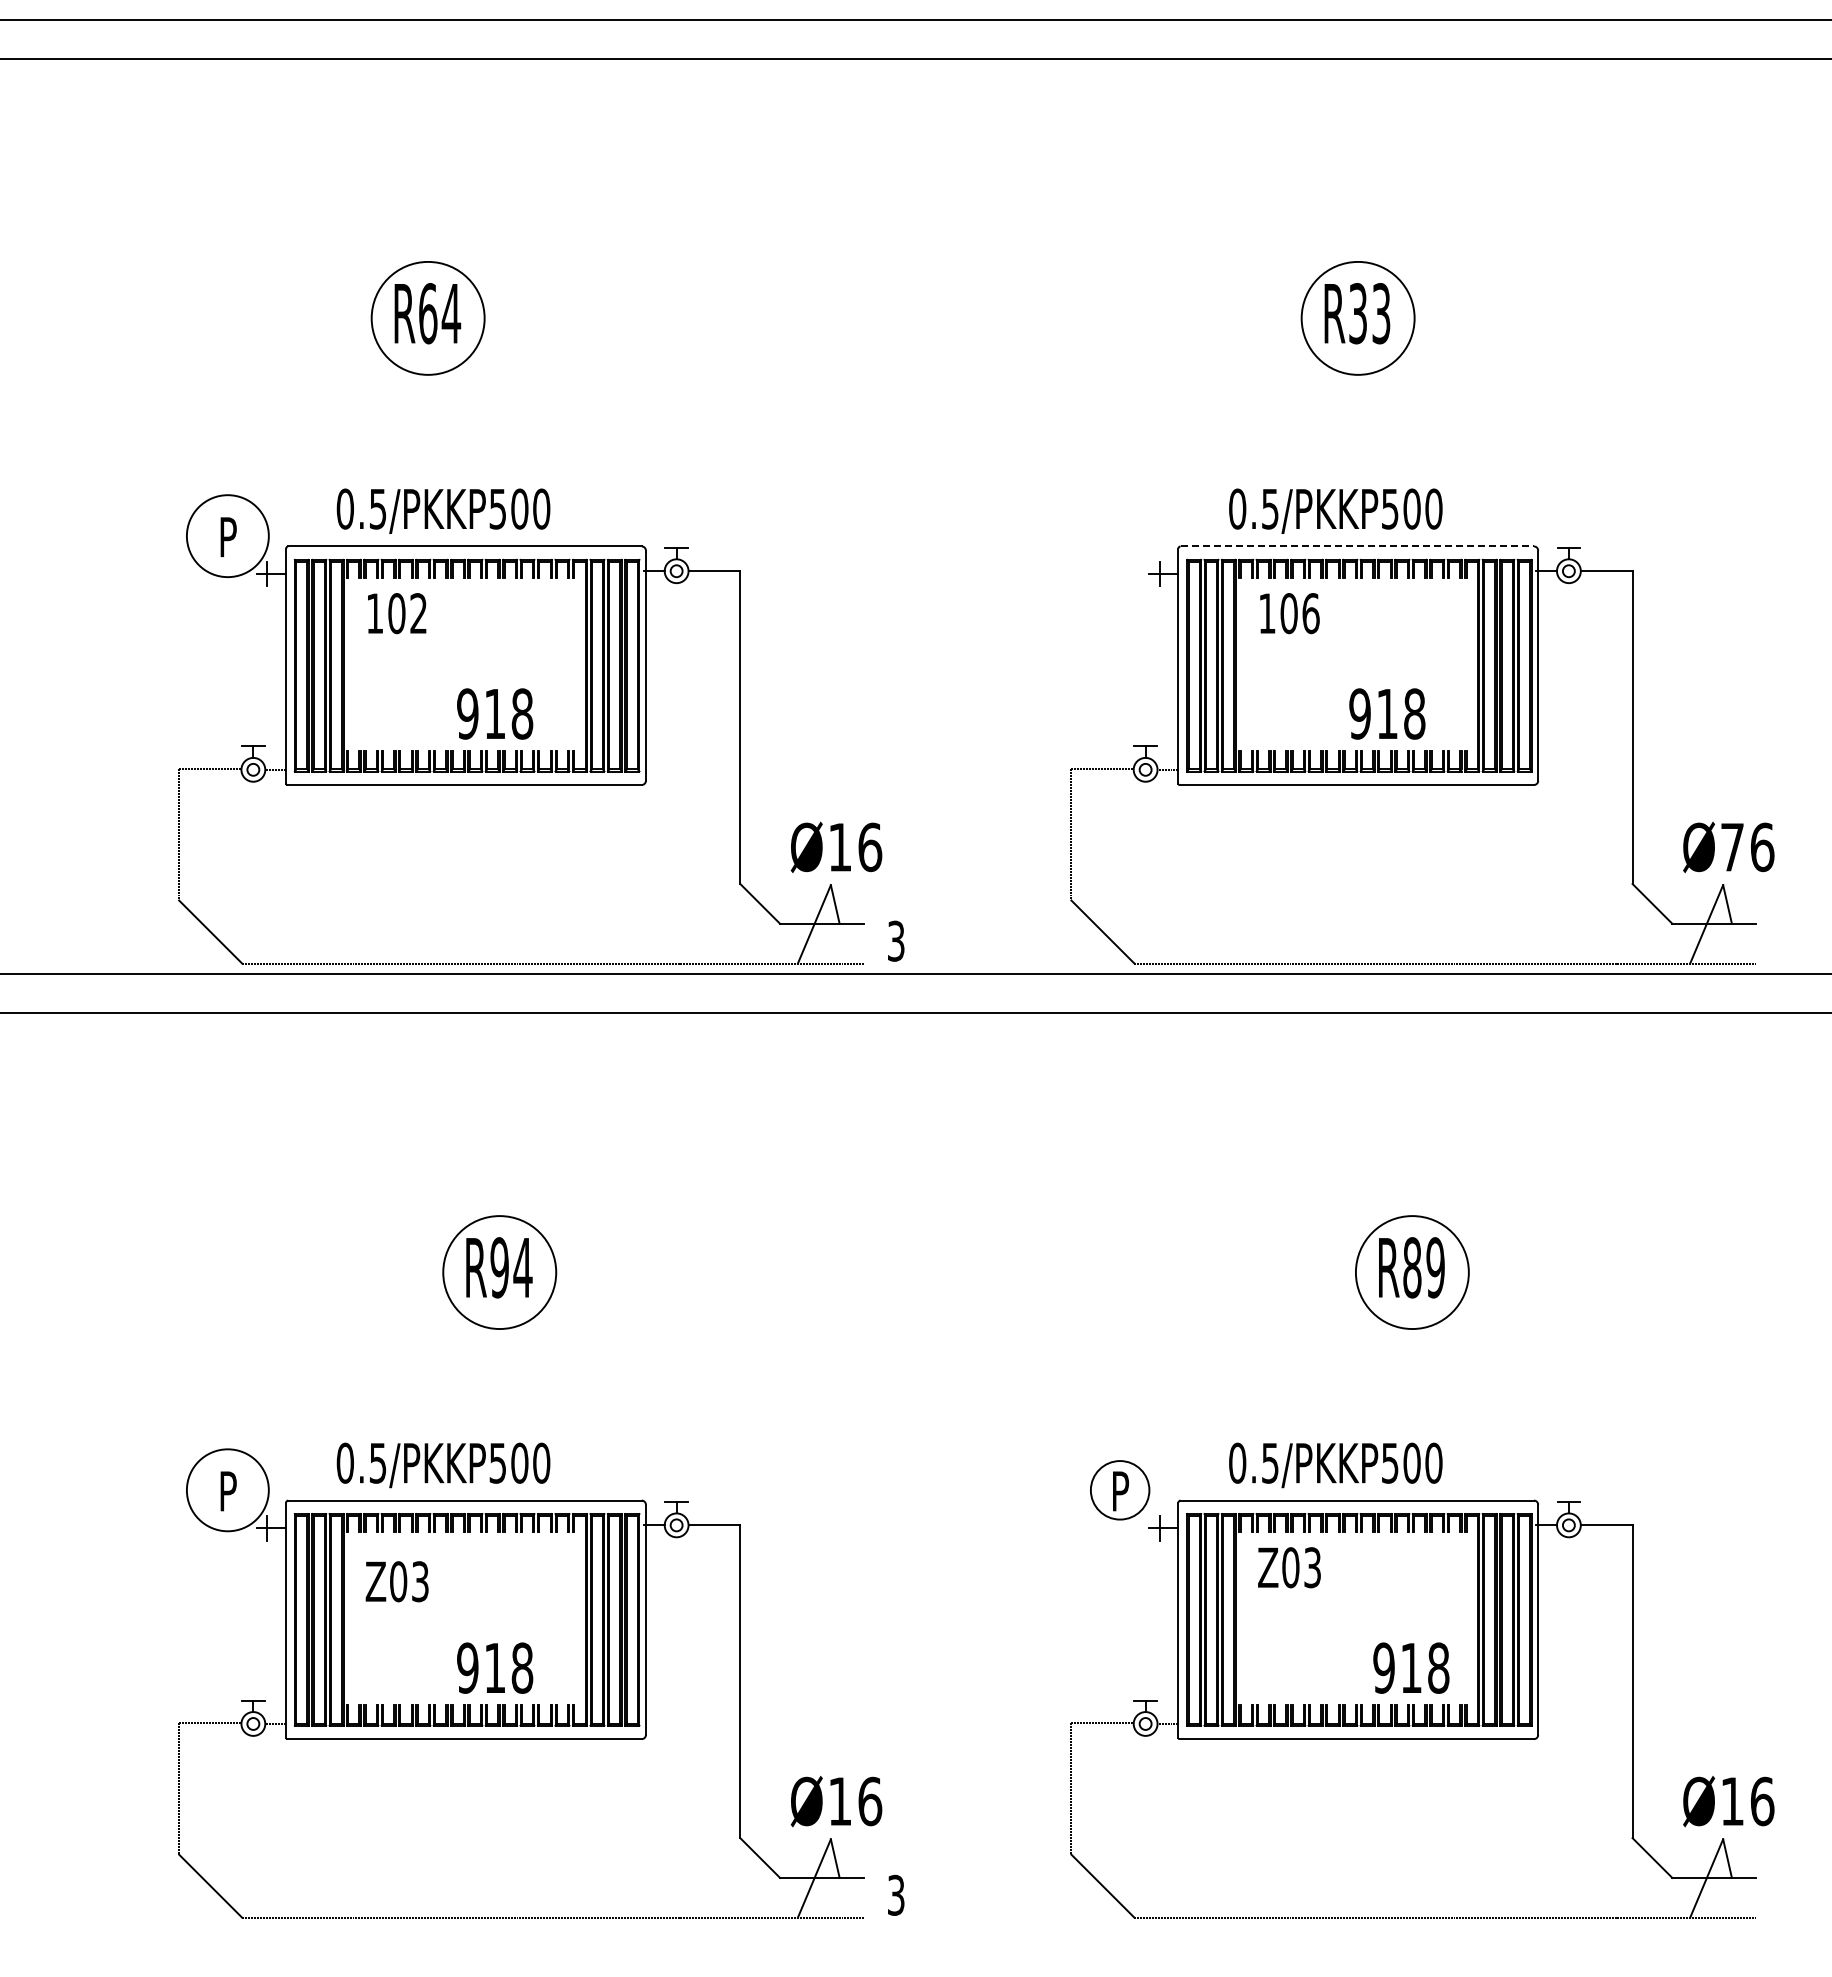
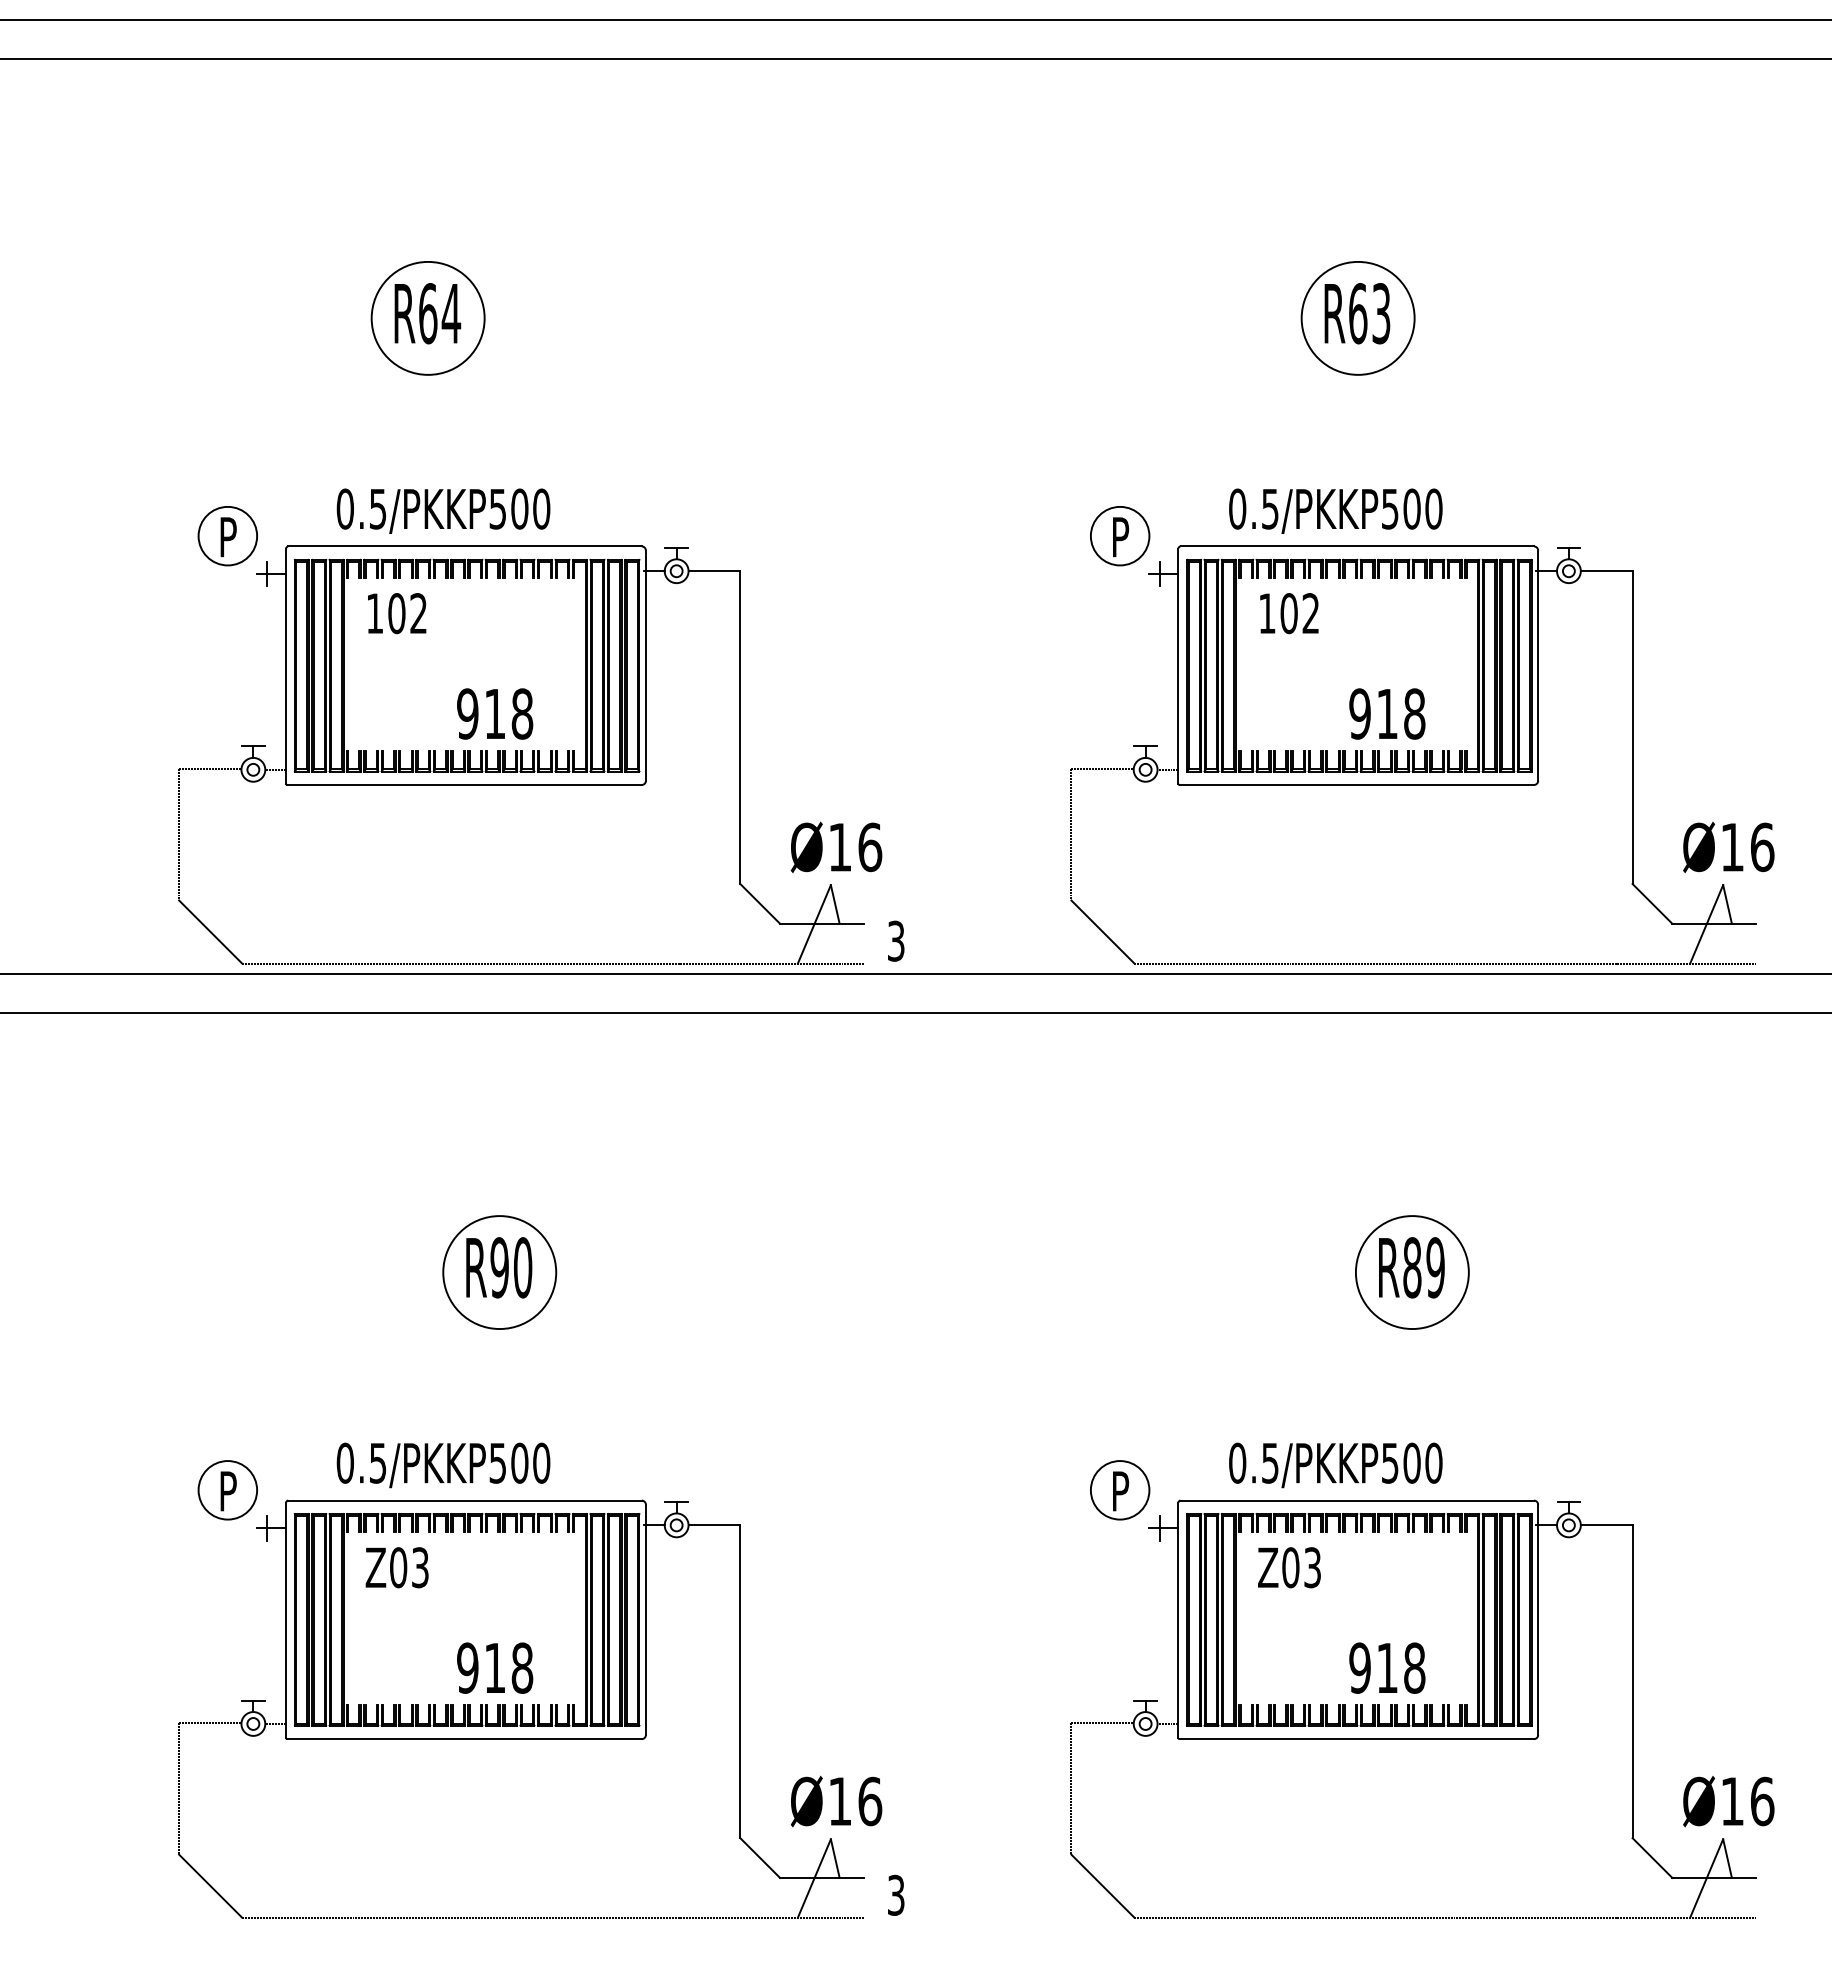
text: R33 -> R63 (1358, 313)
circle diameter: 82 px -> 59 px (227, 535)
part: none -> present (1120, 536)
line: dashed -> solid (1357, 546)
text: 106 -> 102 (1310, 613)
text: Ø76 -> Ø16 (1732, 847)
text: R94 -> R90 (522, 1267)
circle diameter: 82 px -> 59 px (227, 1490)
text position: (396, 1581) -> (396, 1567) (396, 1567)
text position: (1411, 1667) -> (1387, 1667) (1387, 1667)
